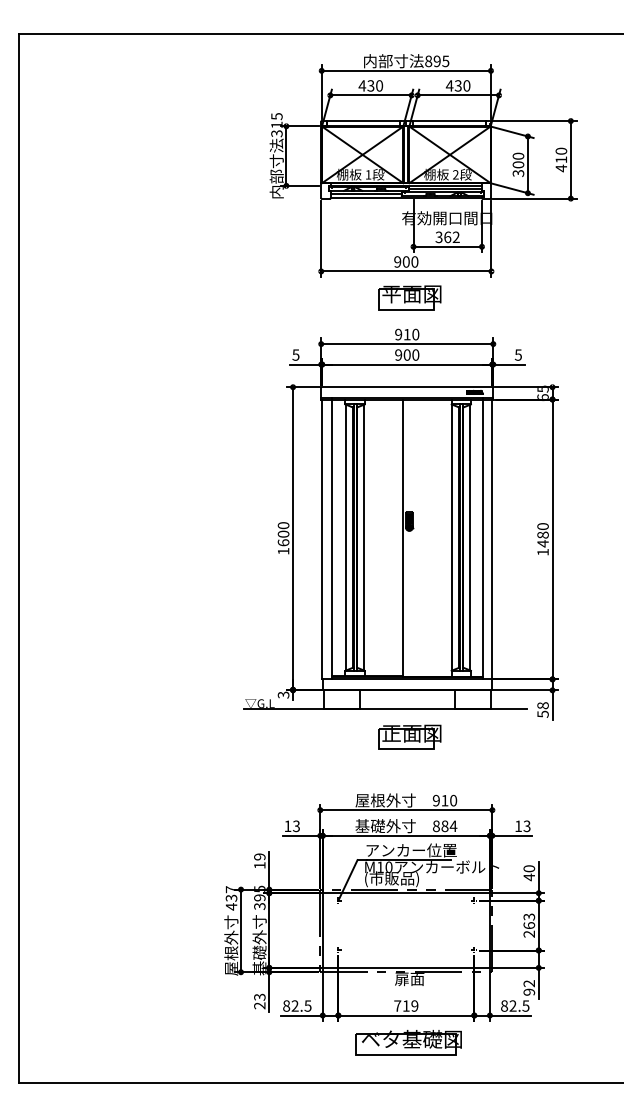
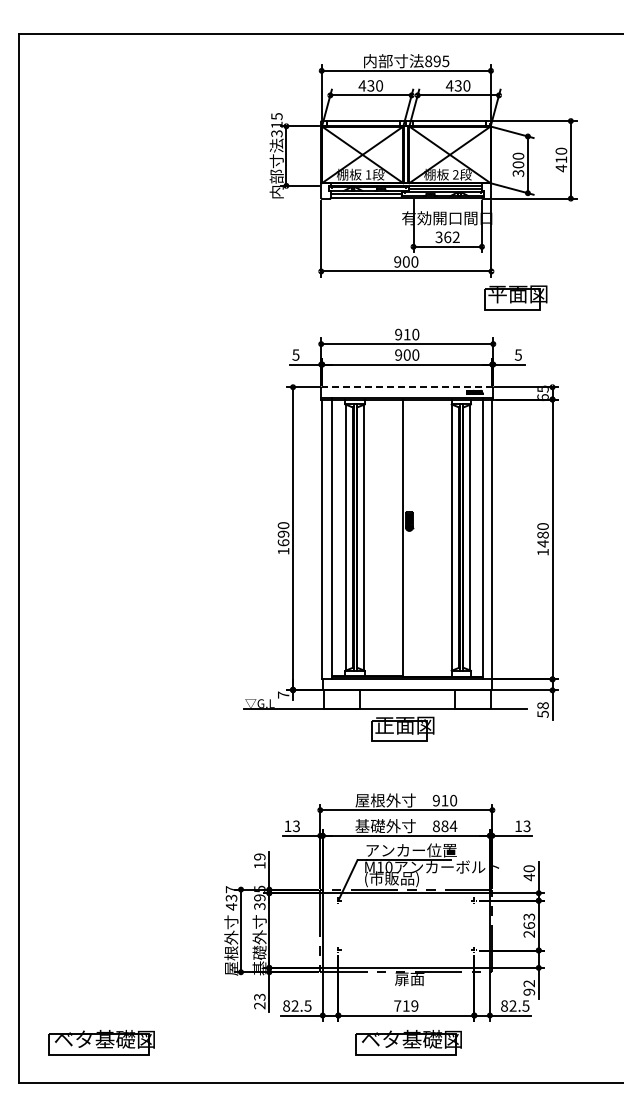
part position: (409, 297) -> (515, 297) (515, 297)
line: solid -> dashed (406, 387)
text: 1600 -> 1690 (283, 533)
text: 3 -> 7 (283, 694)
part position: (409, 736) -> (402, 728) (402, 728)
part: none -> present (101, 1042)
